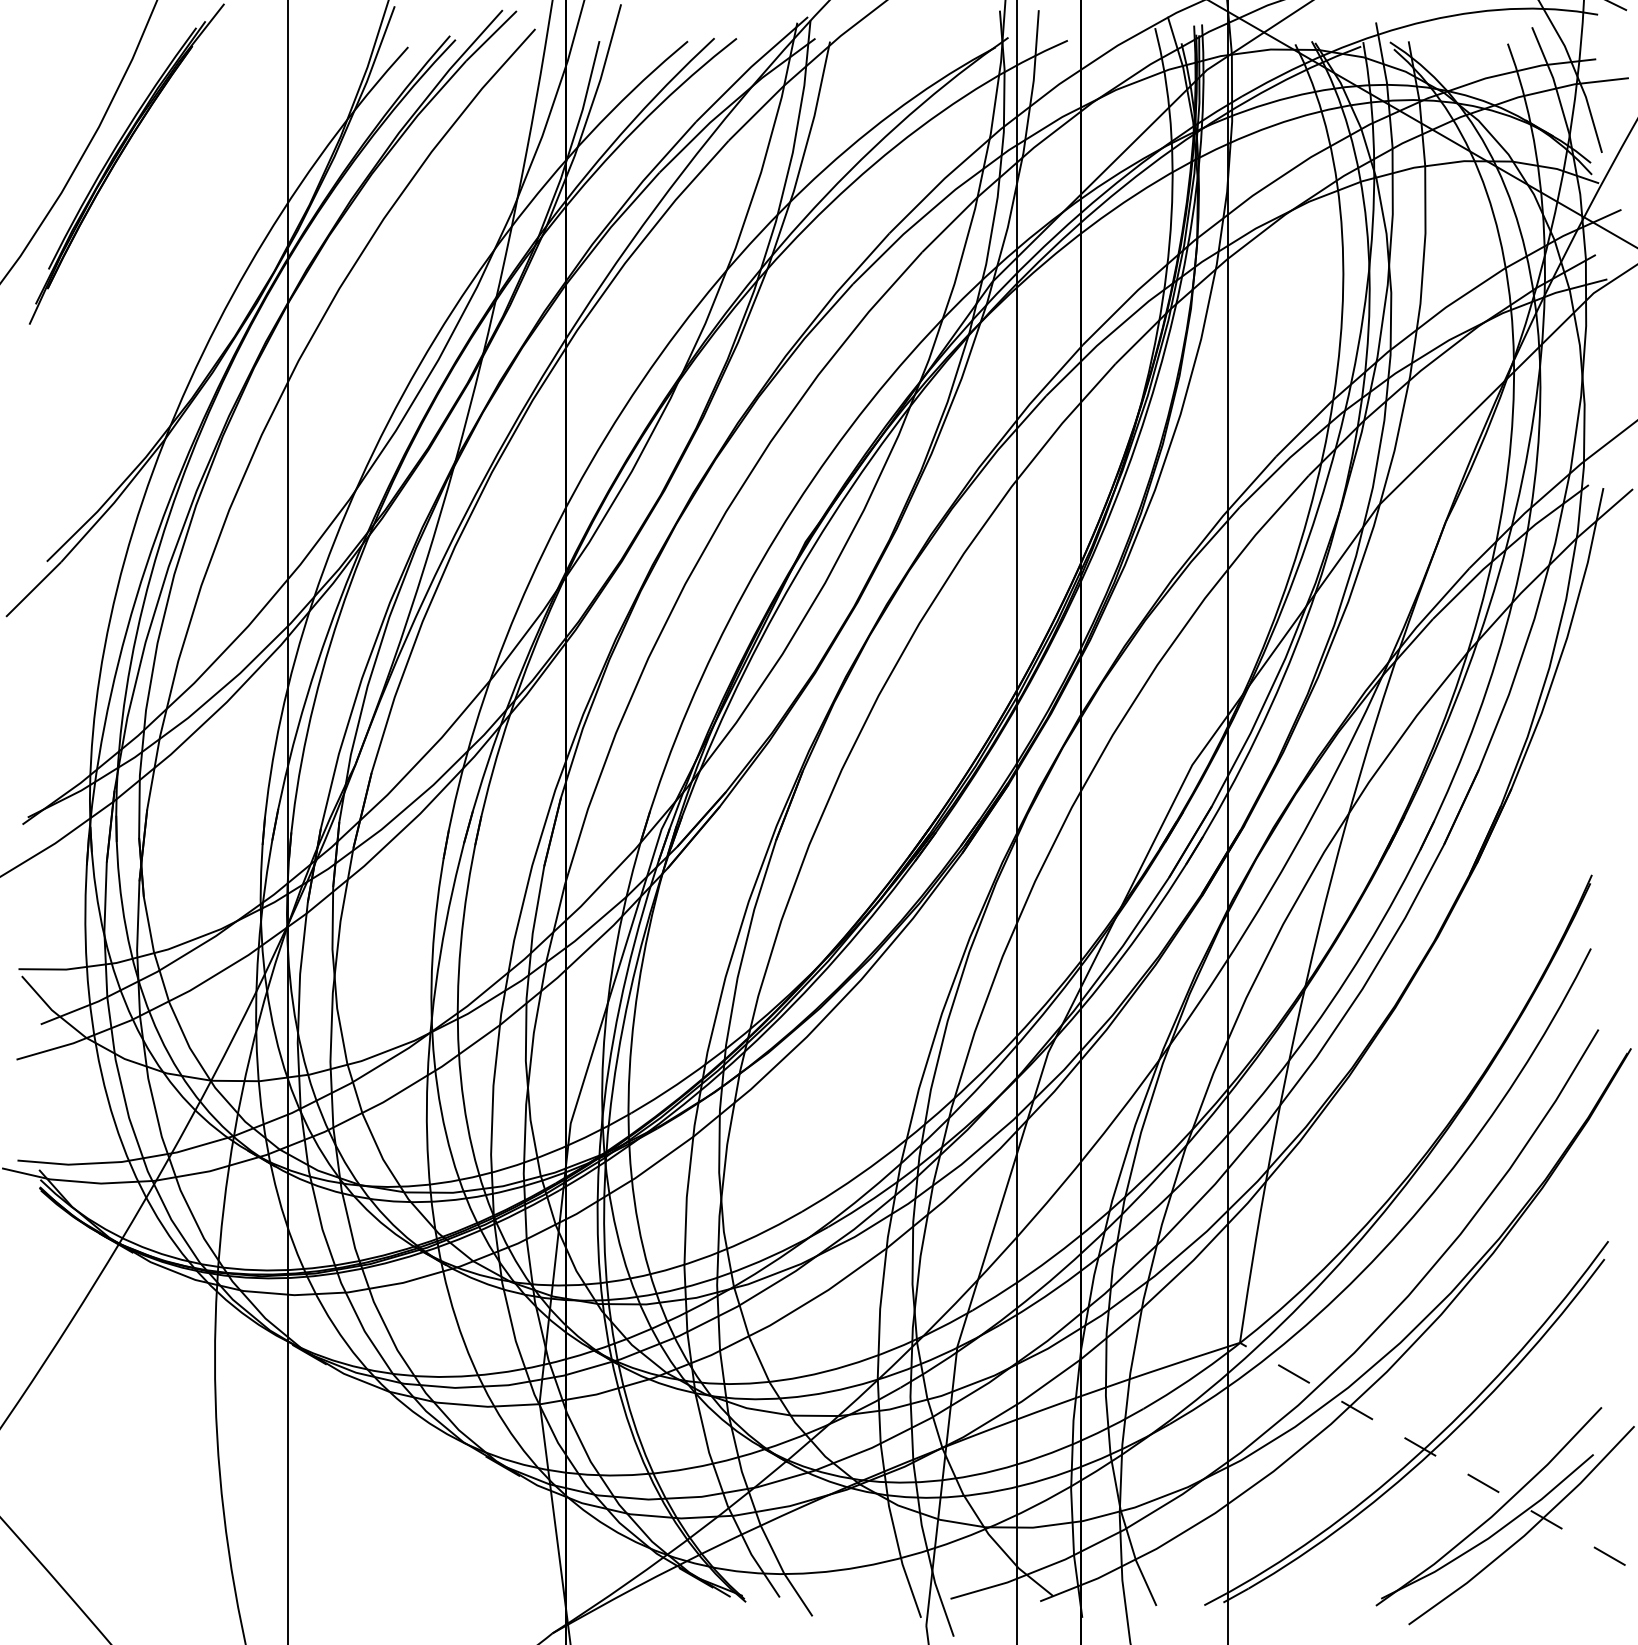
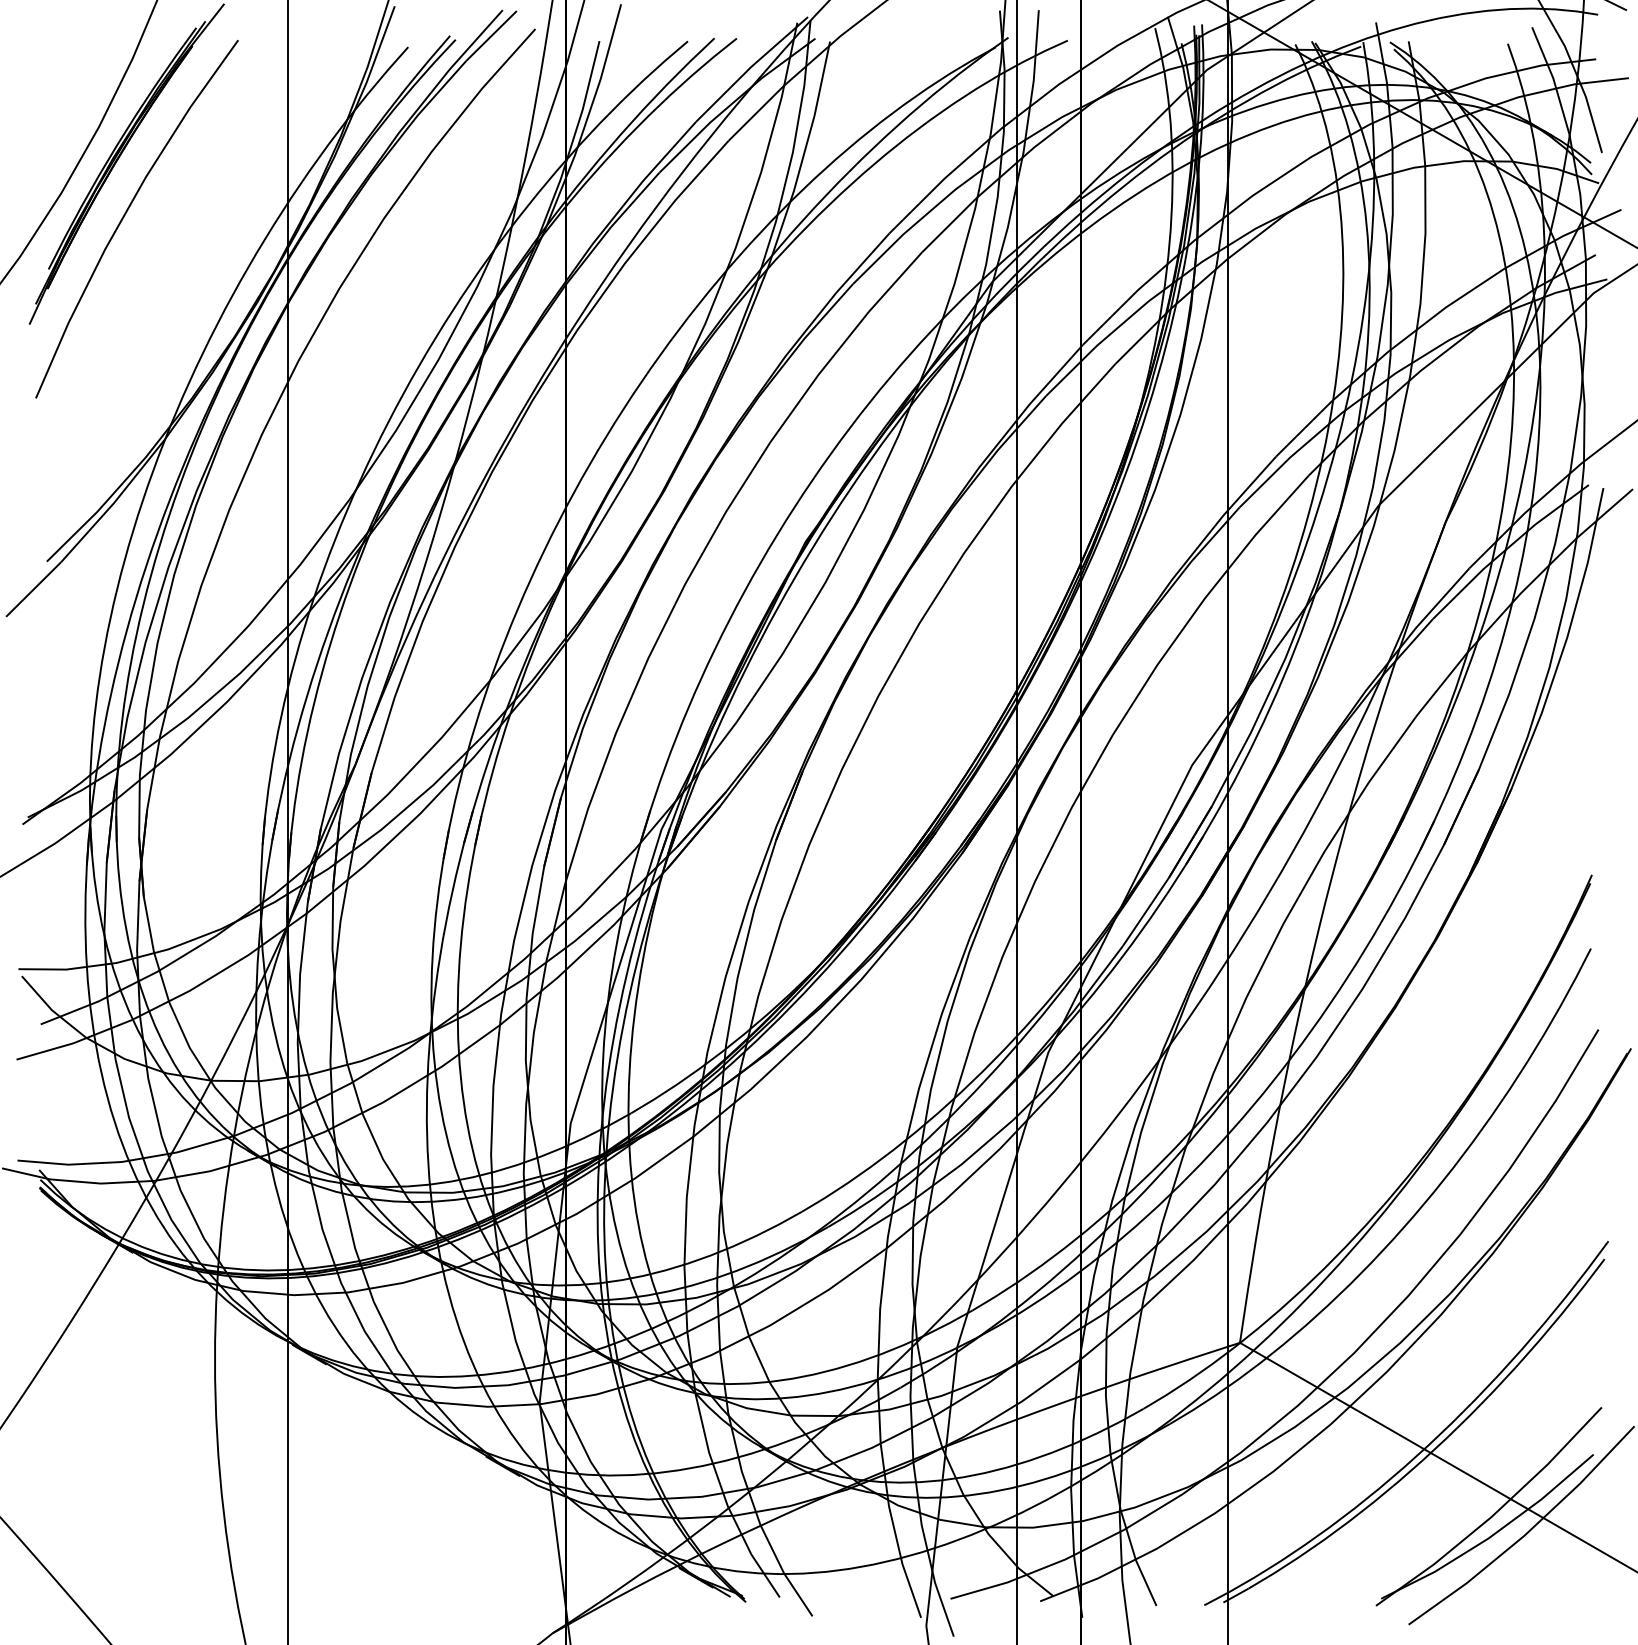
curve: none -> present (127, 212)
line: dashed -> solid (1438, 1457)
